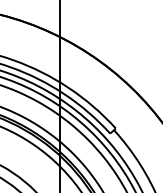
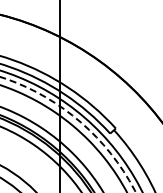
arc: solid -> dashed (79, 121)
